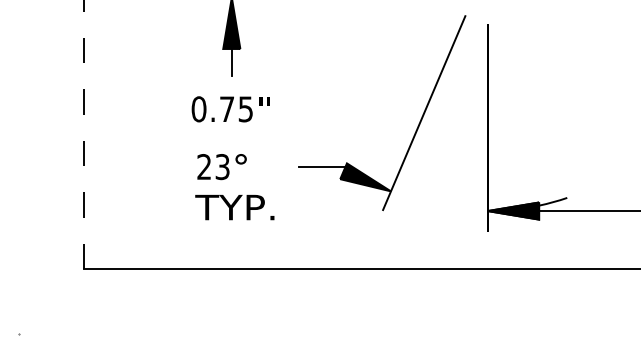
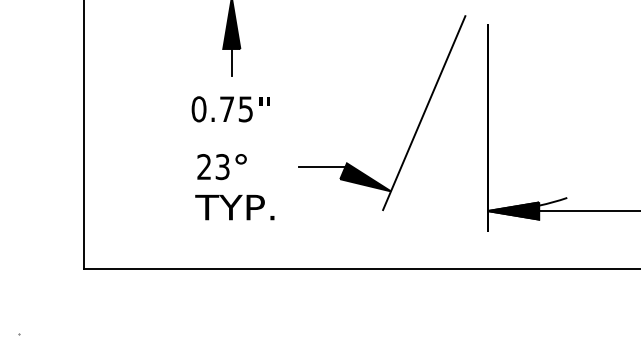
line: dashed -> solid (83, 134)
